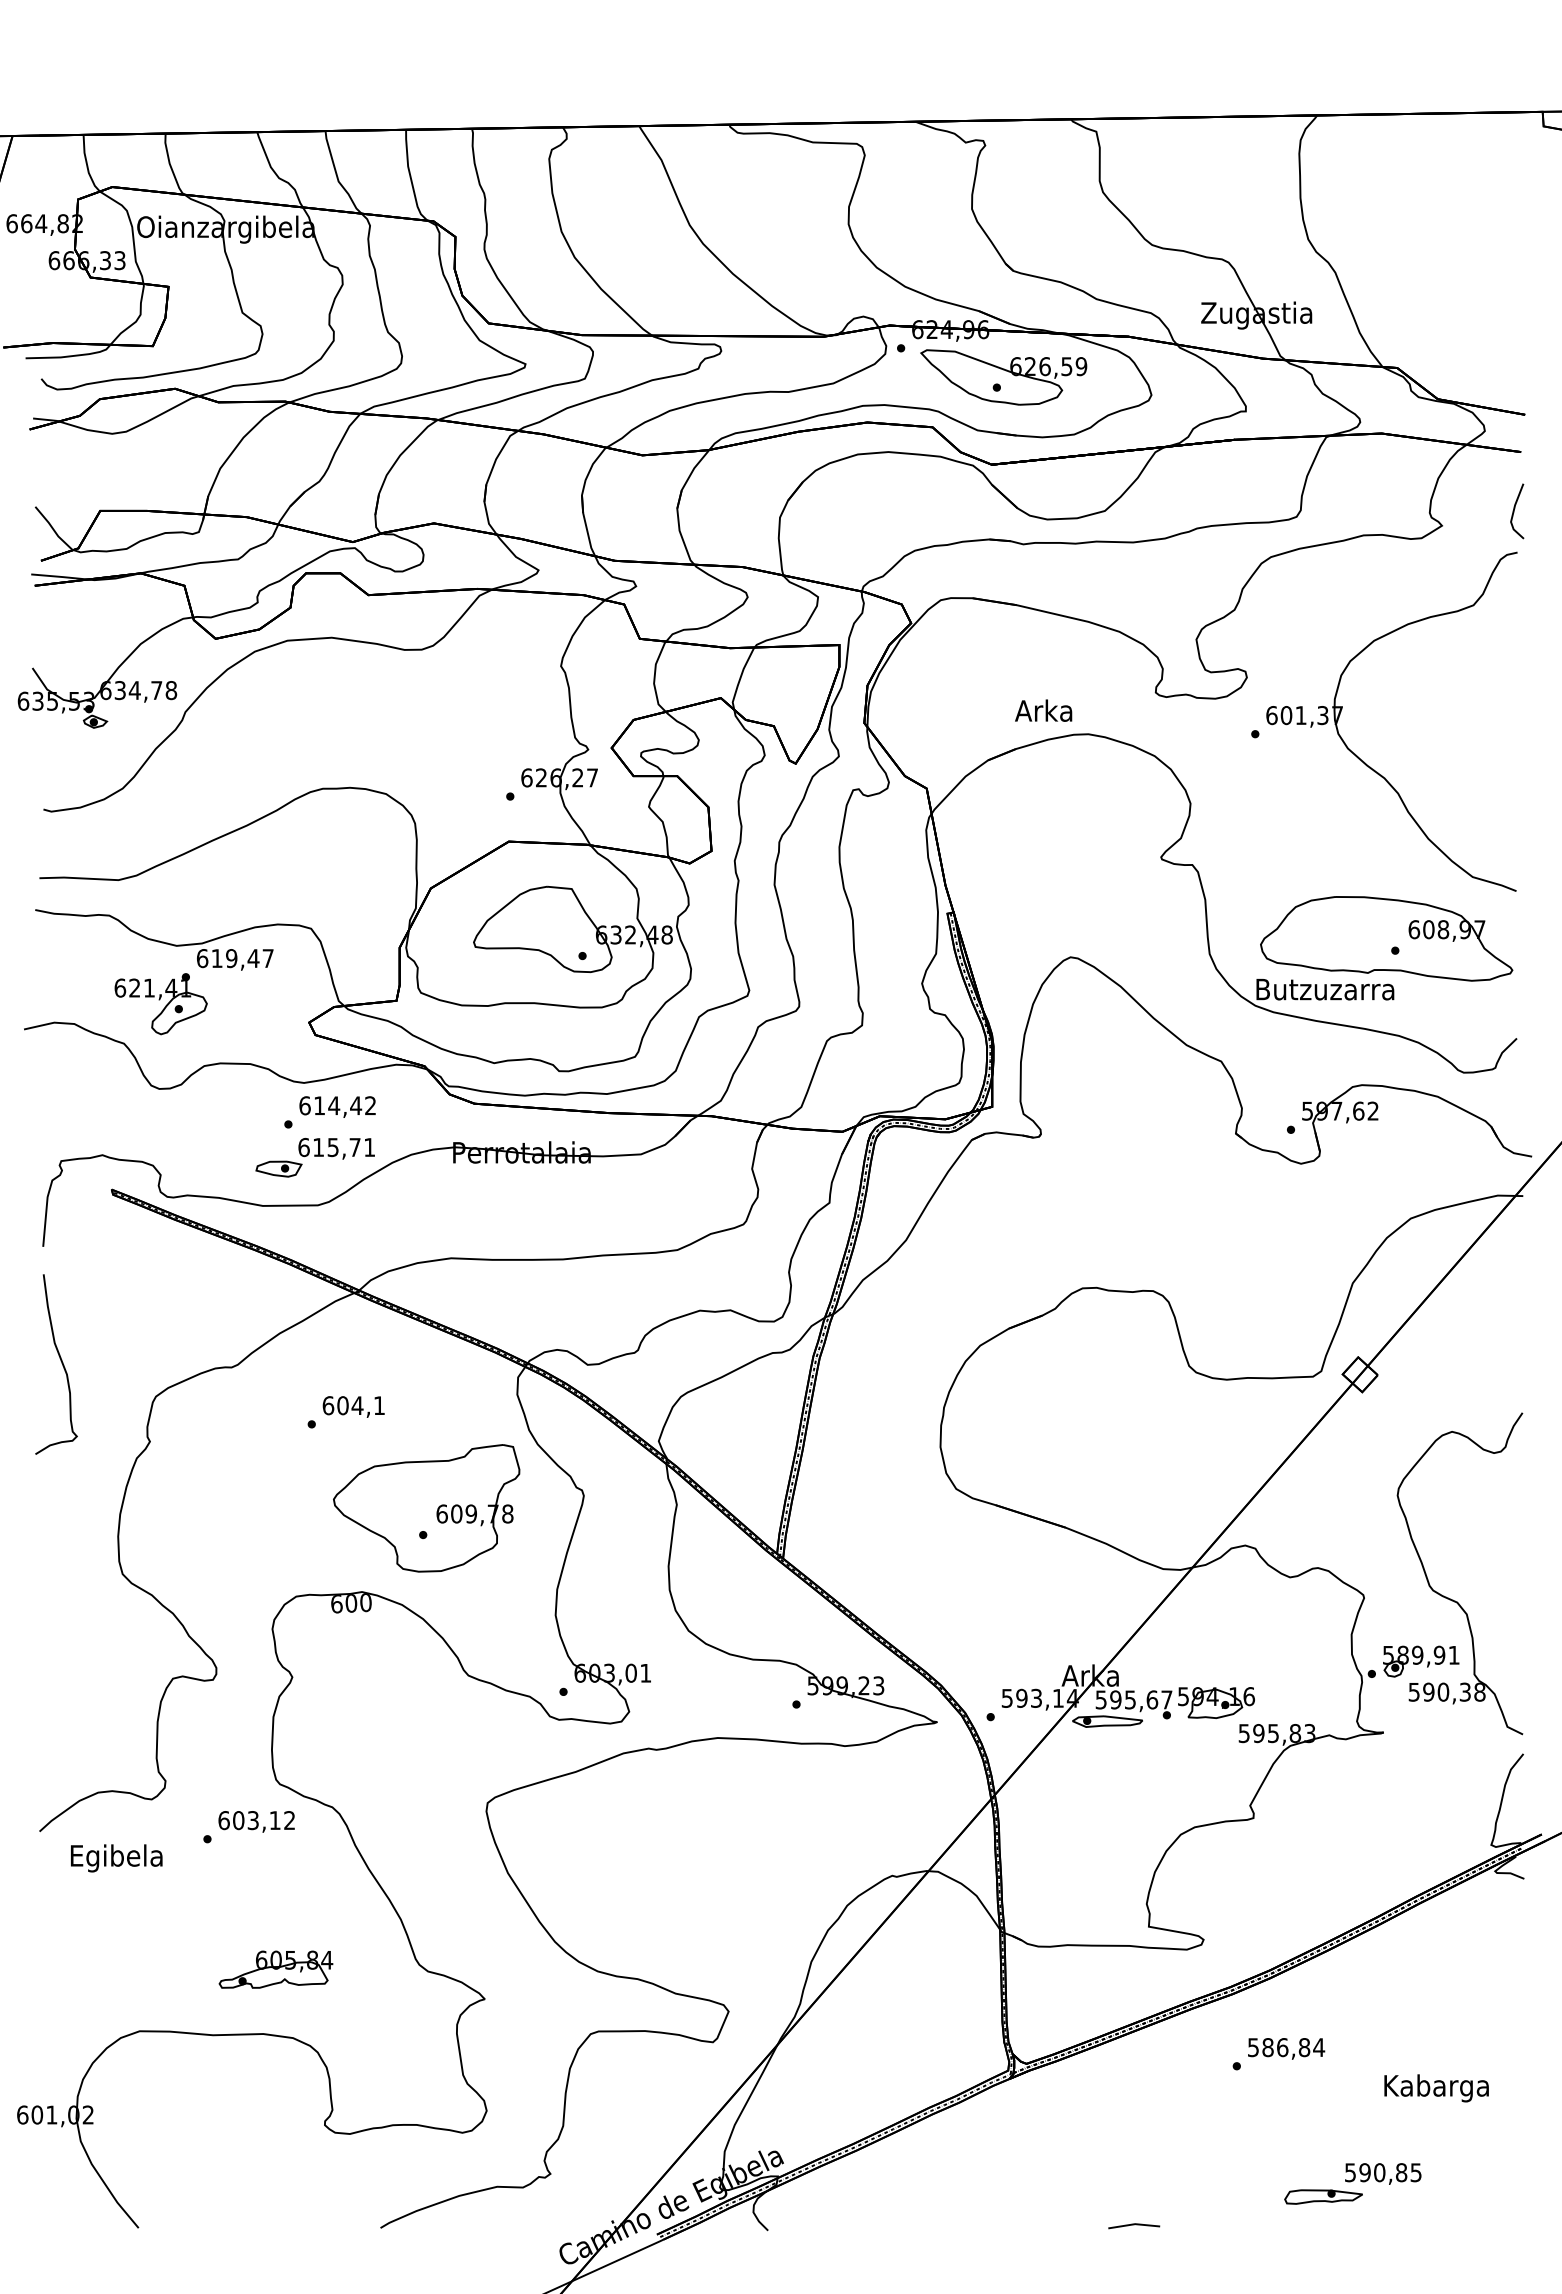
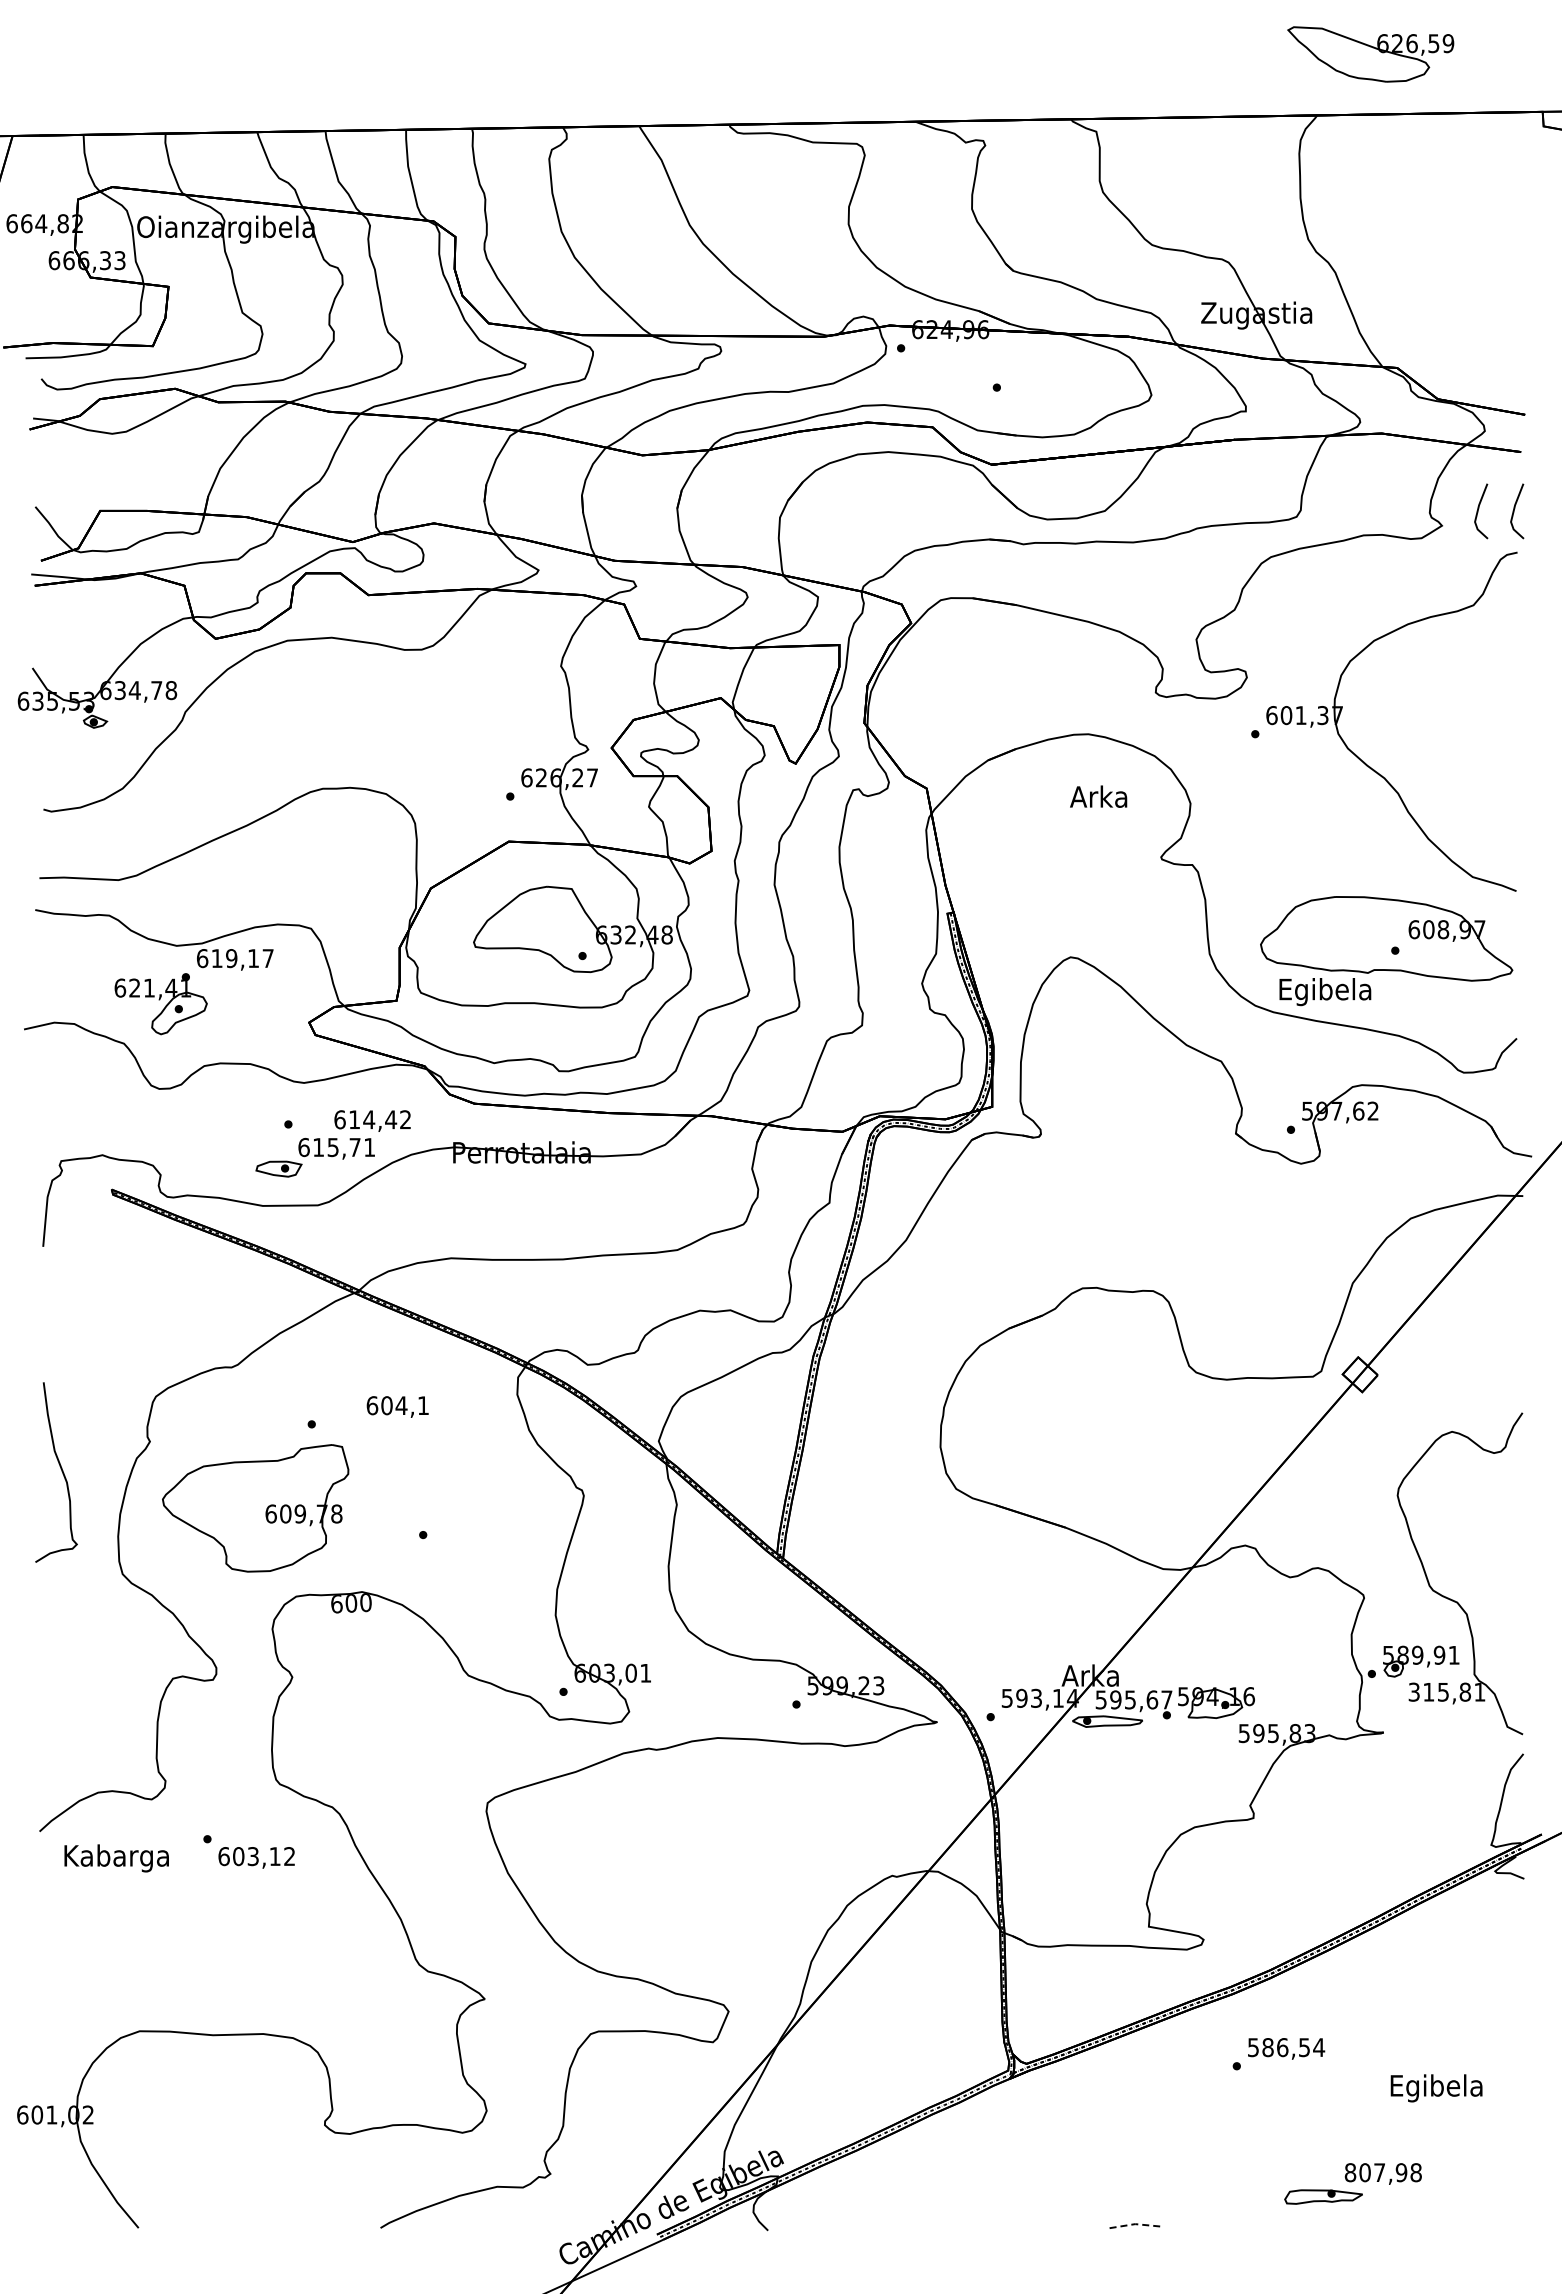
part position: (1003, 377) -> (1370, 54) (1370, 54)
line: none -> present (1478, 511)
text position: (1043, 710) -> (1098, 796) (1098, 796)
text: 619,47 -> 619,17 (253, 958)
text: Butzuzarra -> Egibela (1325, 992)
text position: (337, 1106) -> (372, 1120) (372, 1120)
curve position: (60, 1361) -> (60, 1469) (60, 1469)
text position: (353, 1406) -> (397, 1406) (397, 1406)
part position: (426, 1508) -> (255, 1508) (255, 1508)
text: 590,38 -> 315,81 (1447, 1691)
text position: (256, 1821) -> (256, 1857) (256, 1857)
text: Egibela -> Kabarga (116, 1858)
part: present -> none (275, 1969)
text: 586,84 -> 586,54 (1304, 2047)
text: Kabarga -> Egibela (1436, 2088)
text: 590,85 -> 807,98 (1382, 2172)
line: solid -> dashed (1134, 2224)
